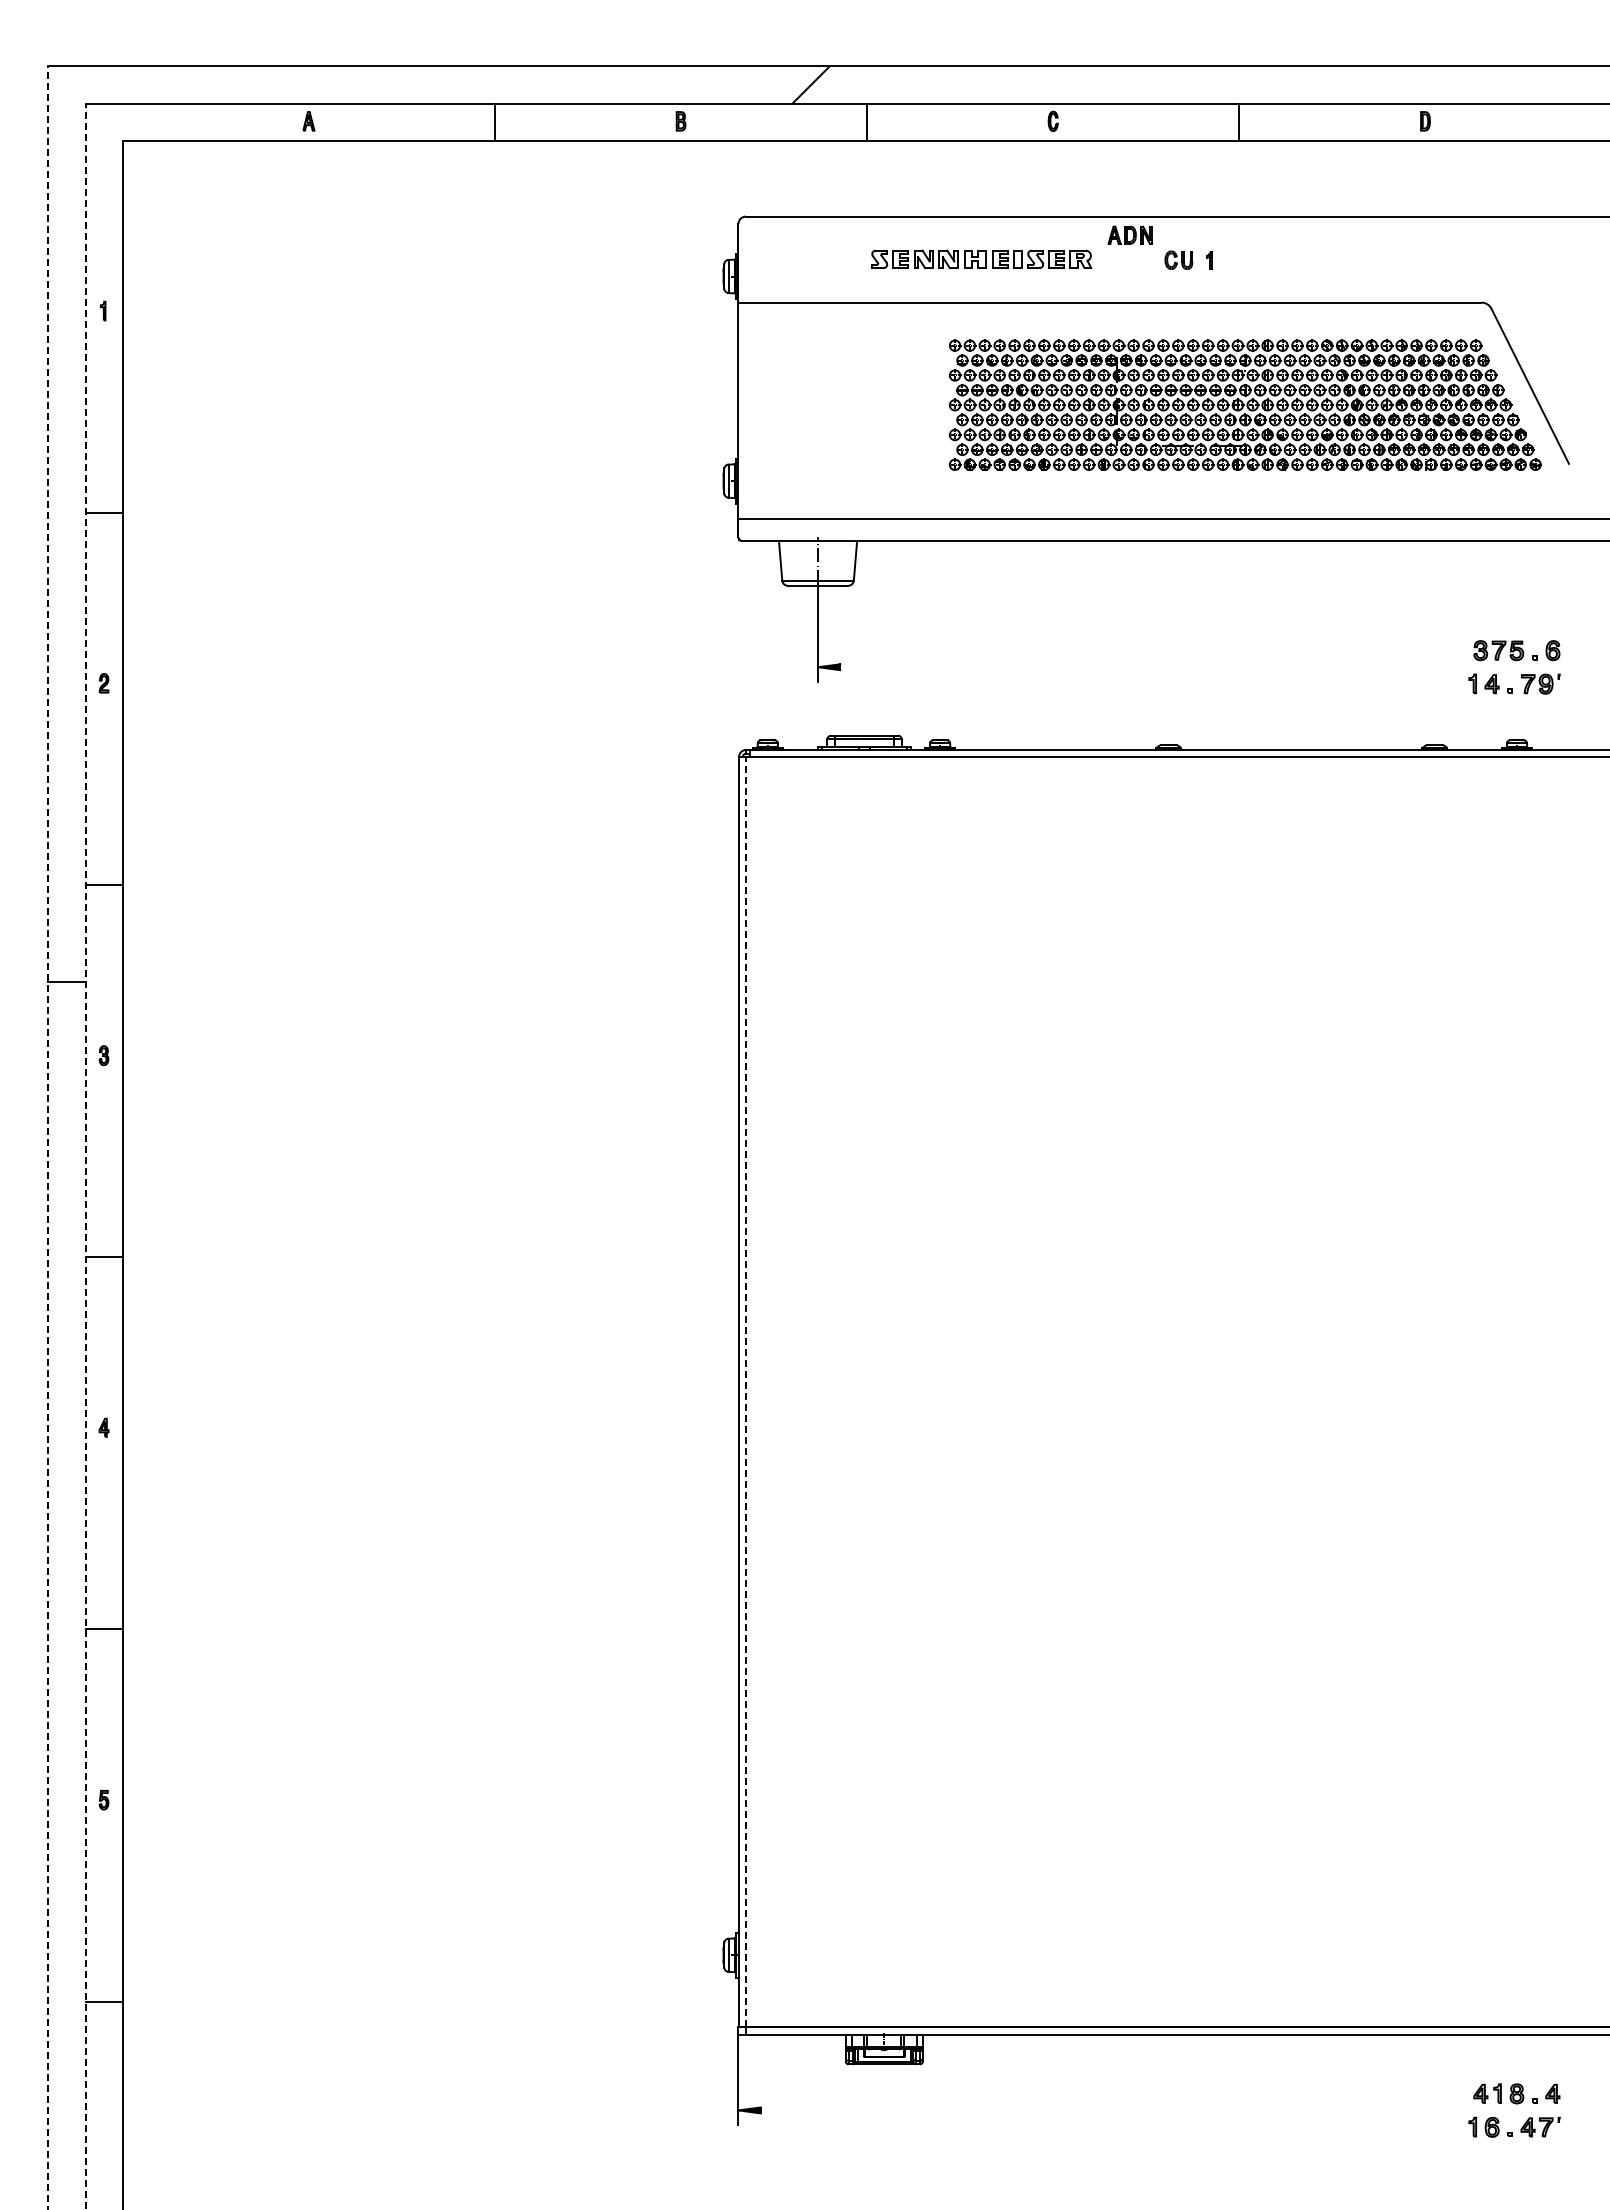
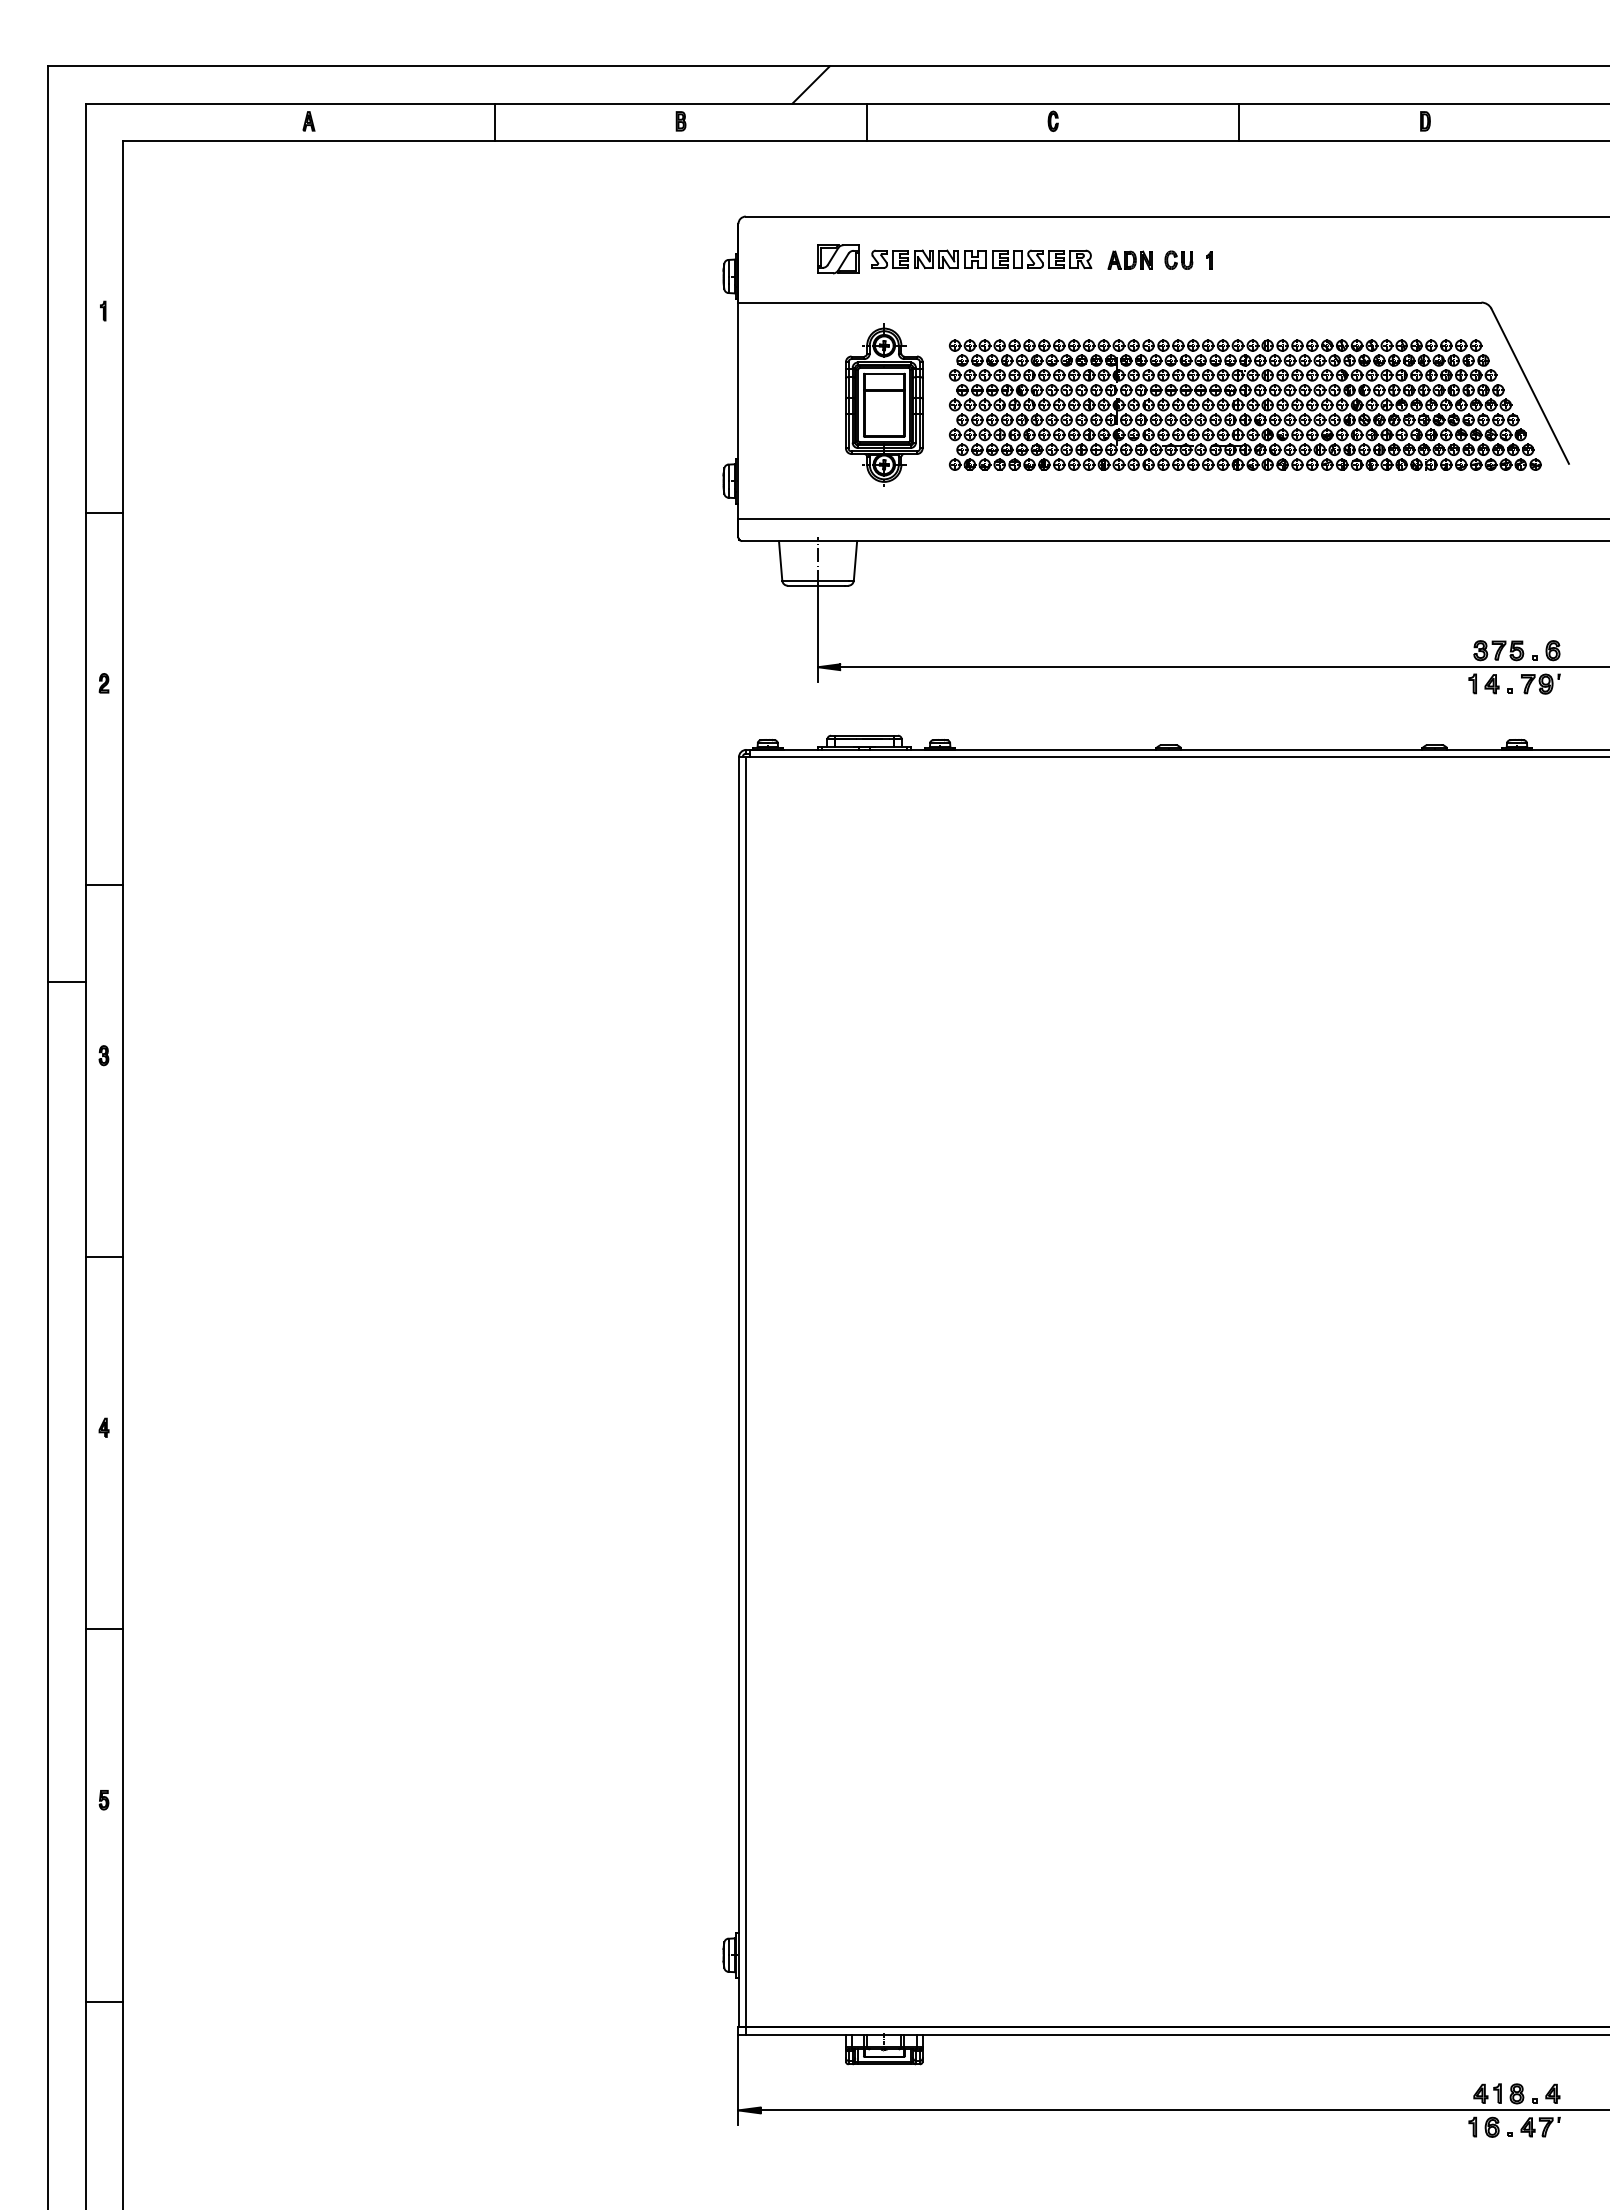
part position: (1129, 234) -> (1129, 259) (1129, 259)
part: none -> present (838, 259)
part: none -> present (884, 404)
line: none -> present (1223, 667)
line: dashed -> solid (48, 1137)
line: dashed -> solid (85, 1156)
line: dashed -> solid (746, 1392)
line: none -> present (1183, 2110)
